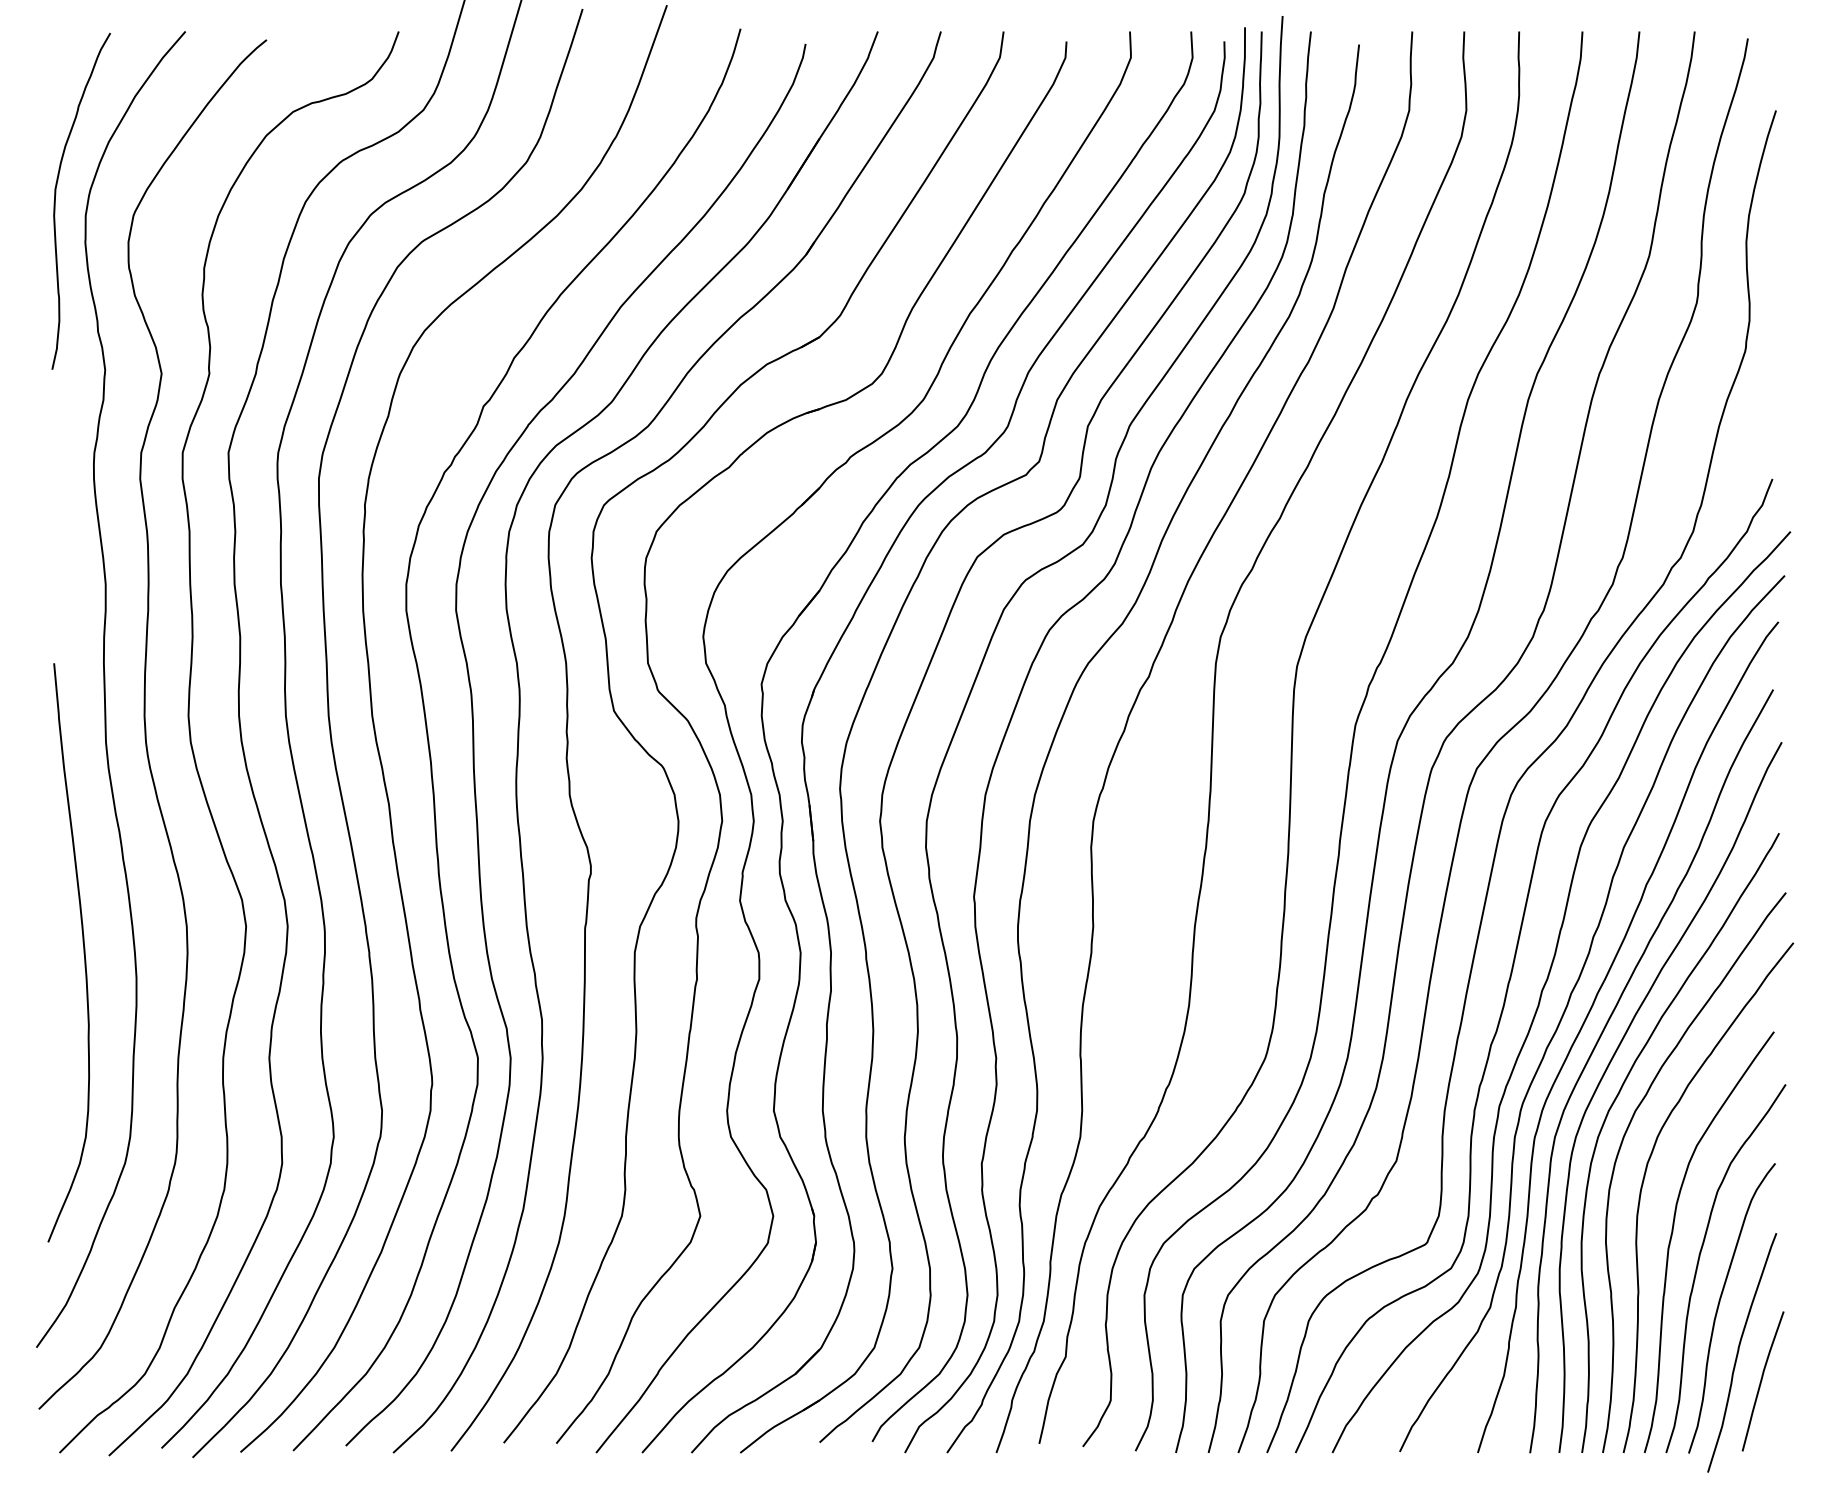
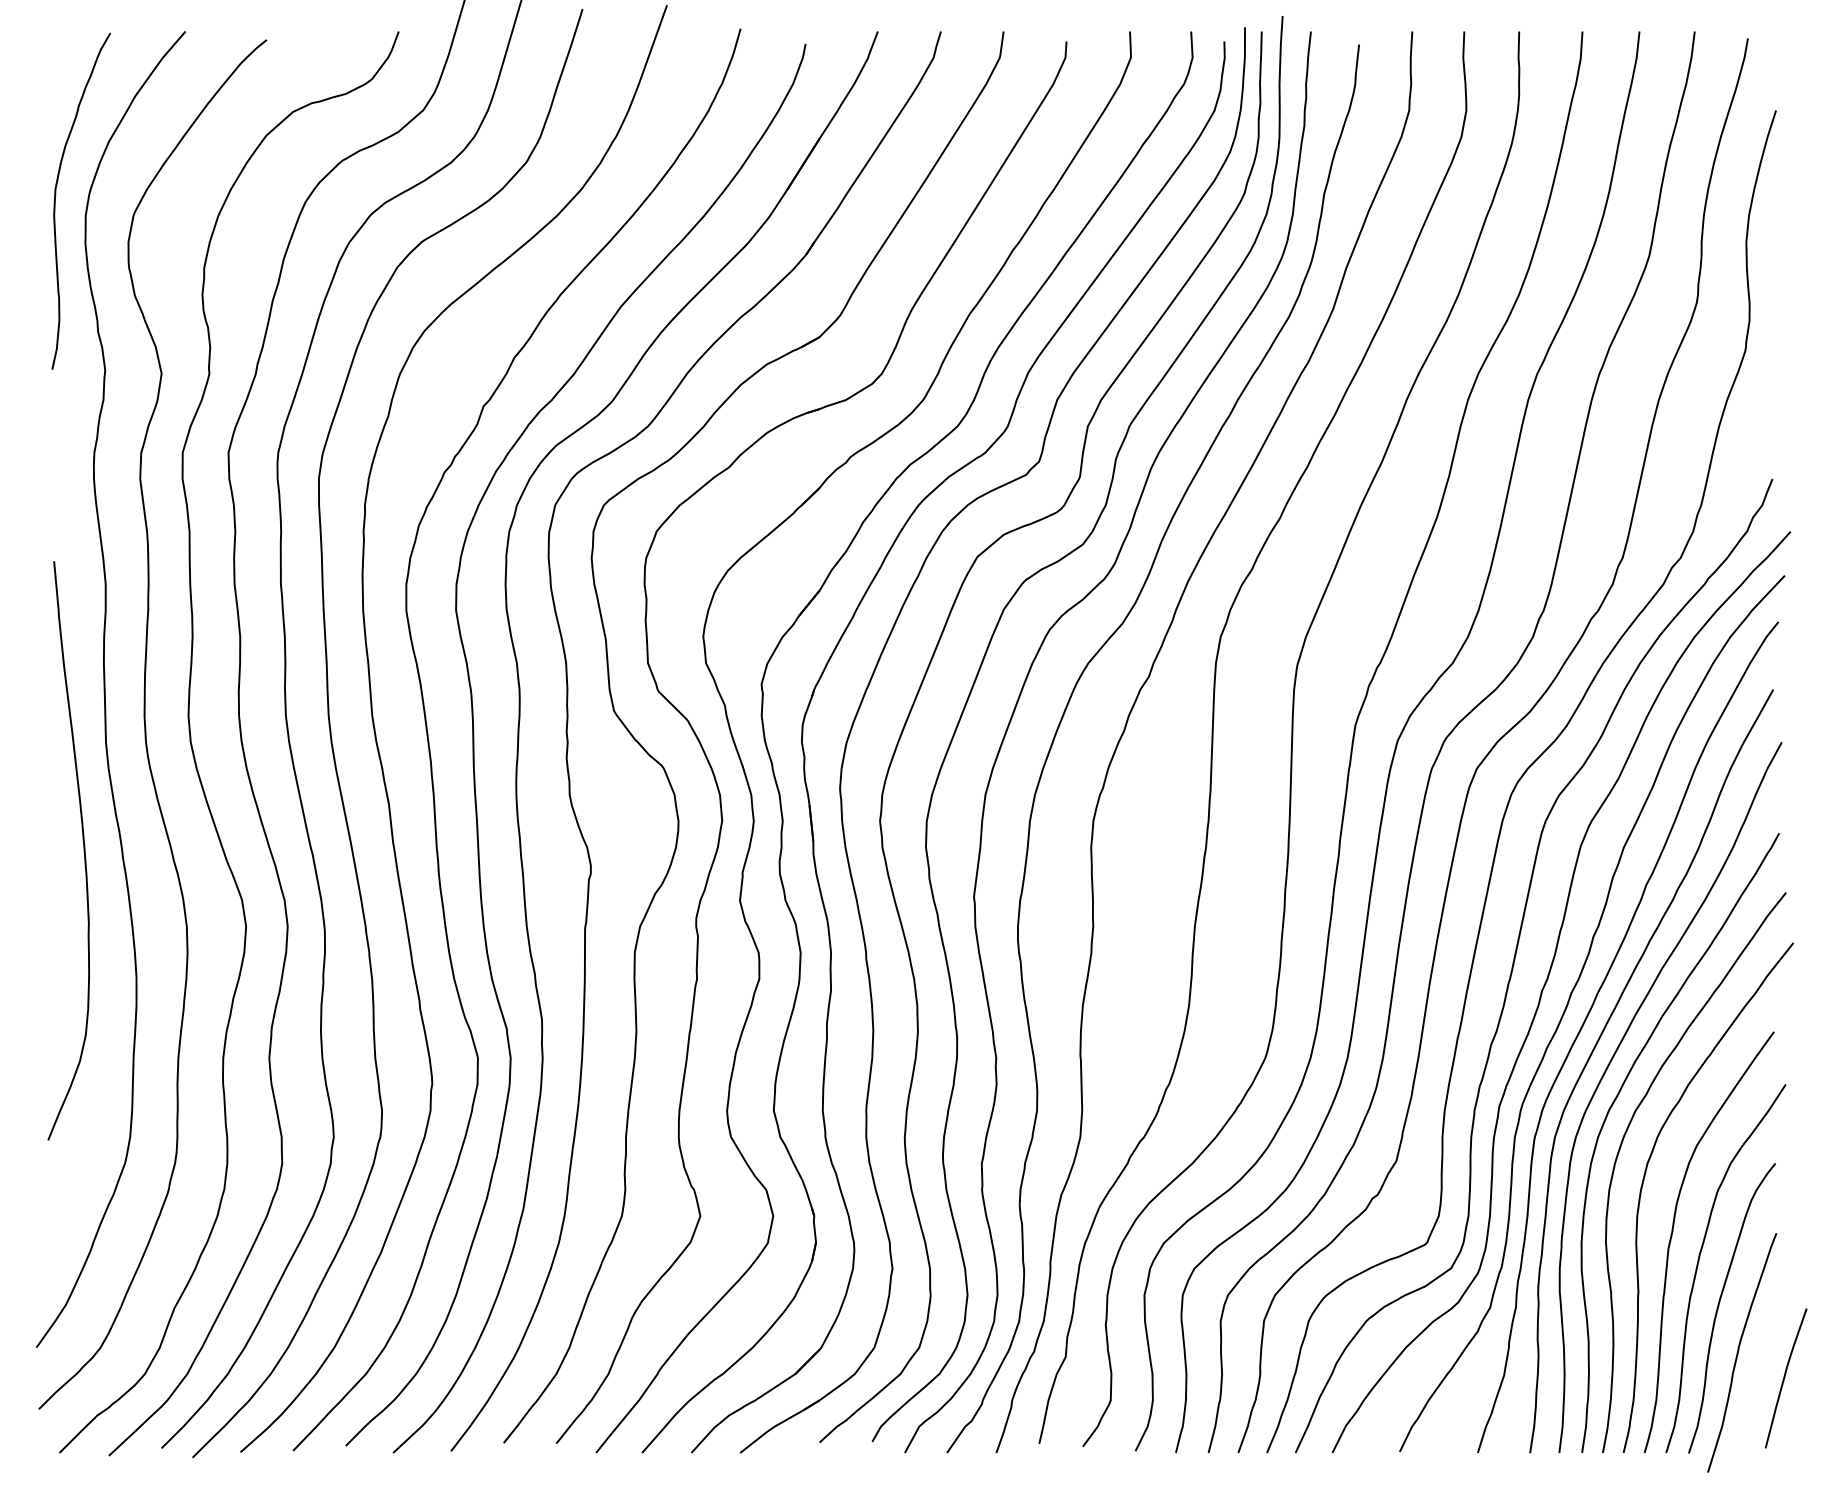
curve position: (83, 952) -> (83, 850) (83, 850)
curve position: (1762, 1380) -> (1785, 1377) (1785, 1377)
